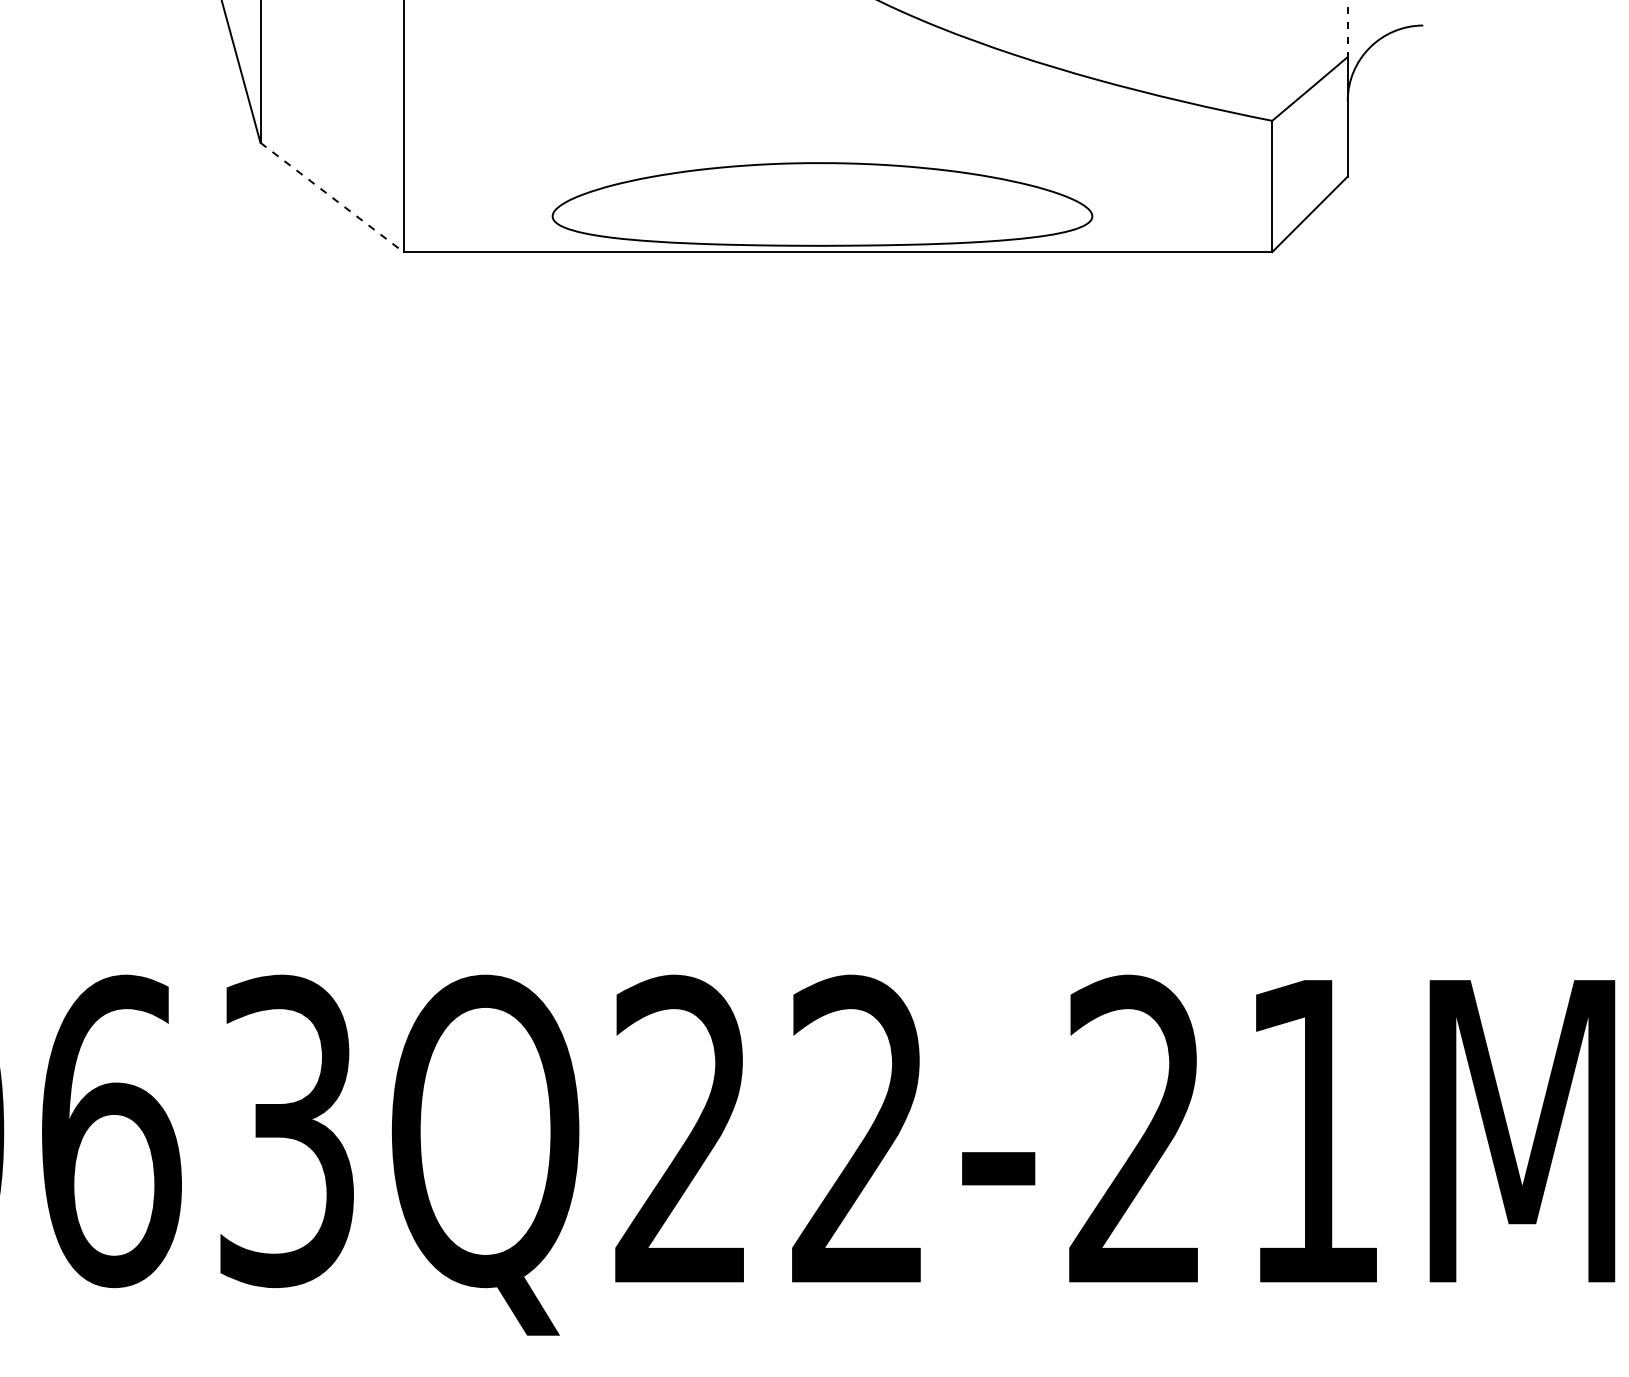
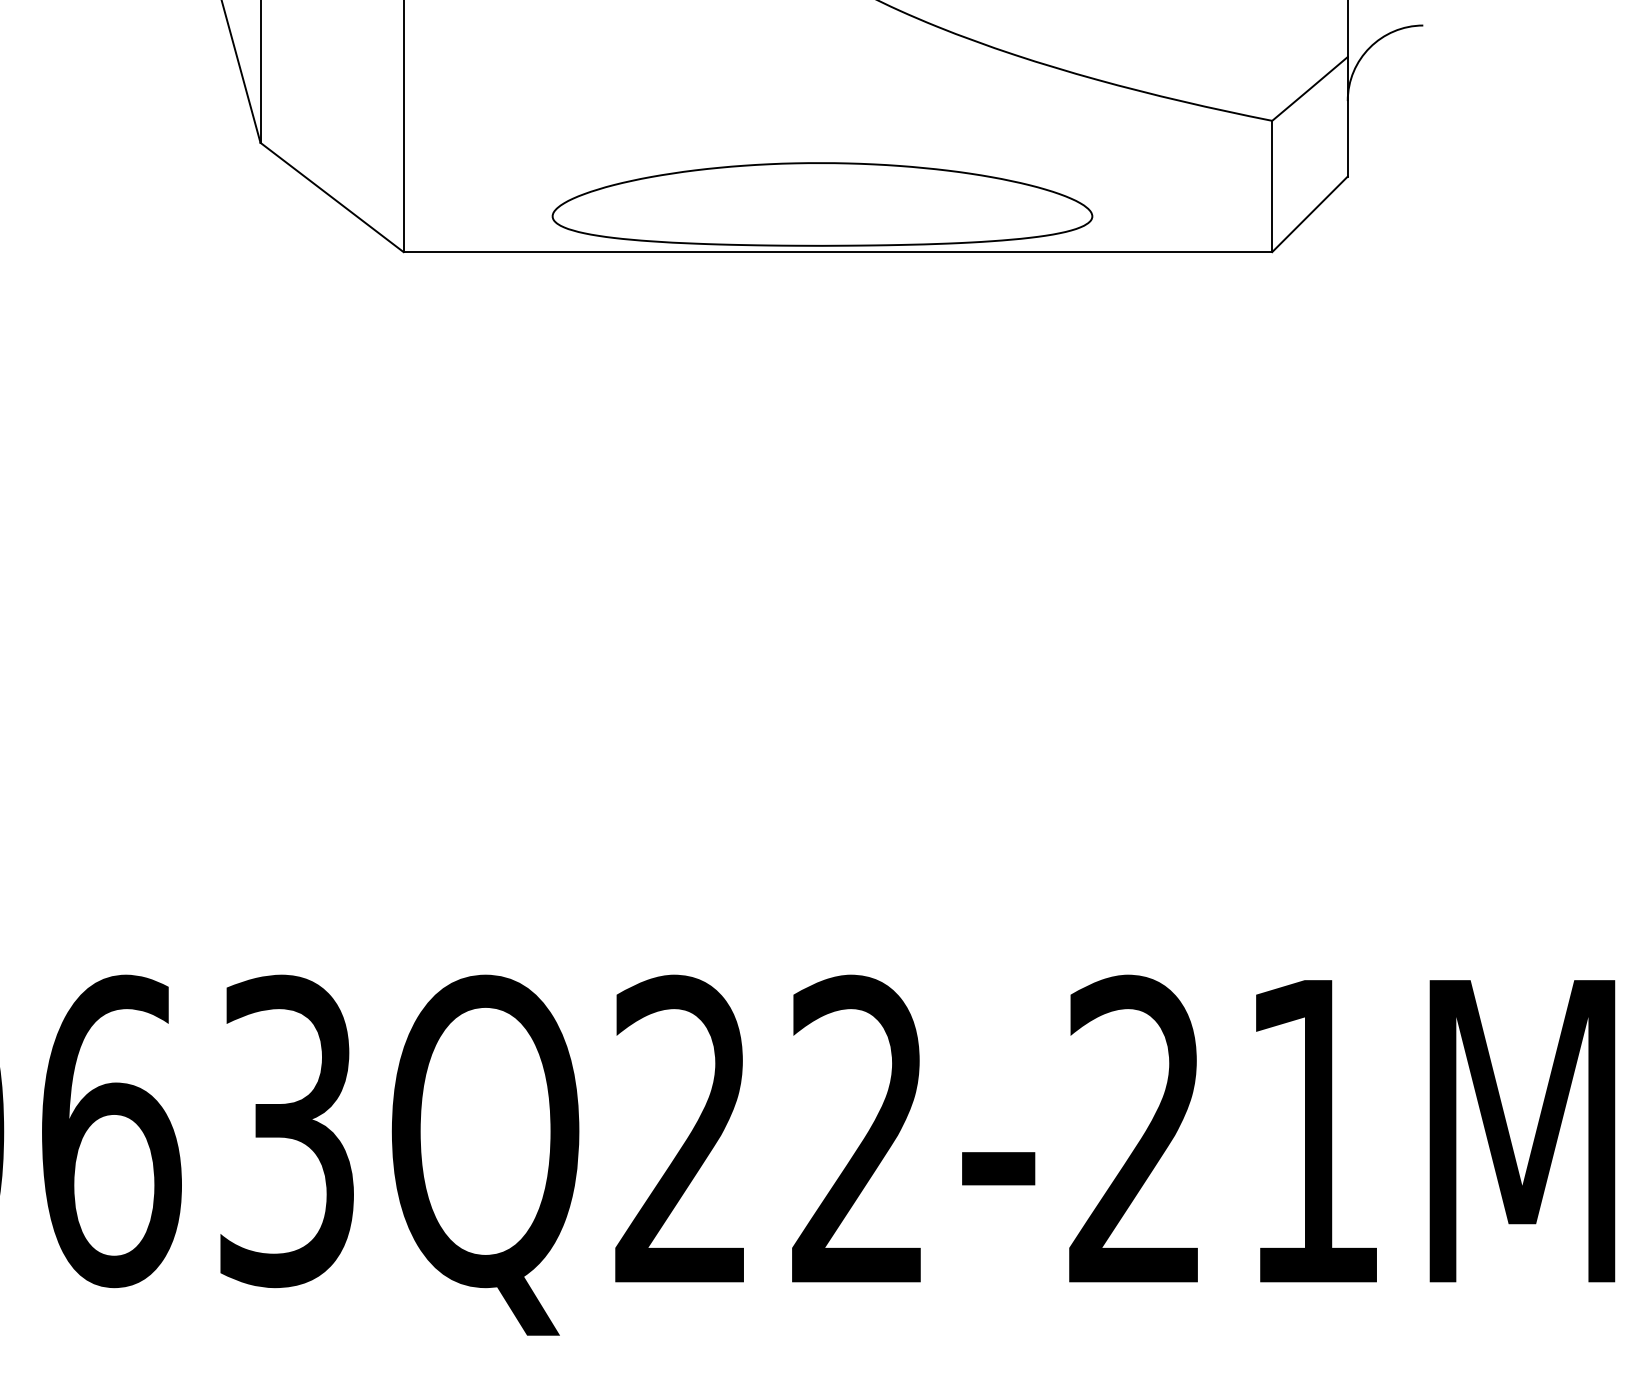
line: dashed -> solid (1347, 29)
line: dashed -> solid (332, 197)
